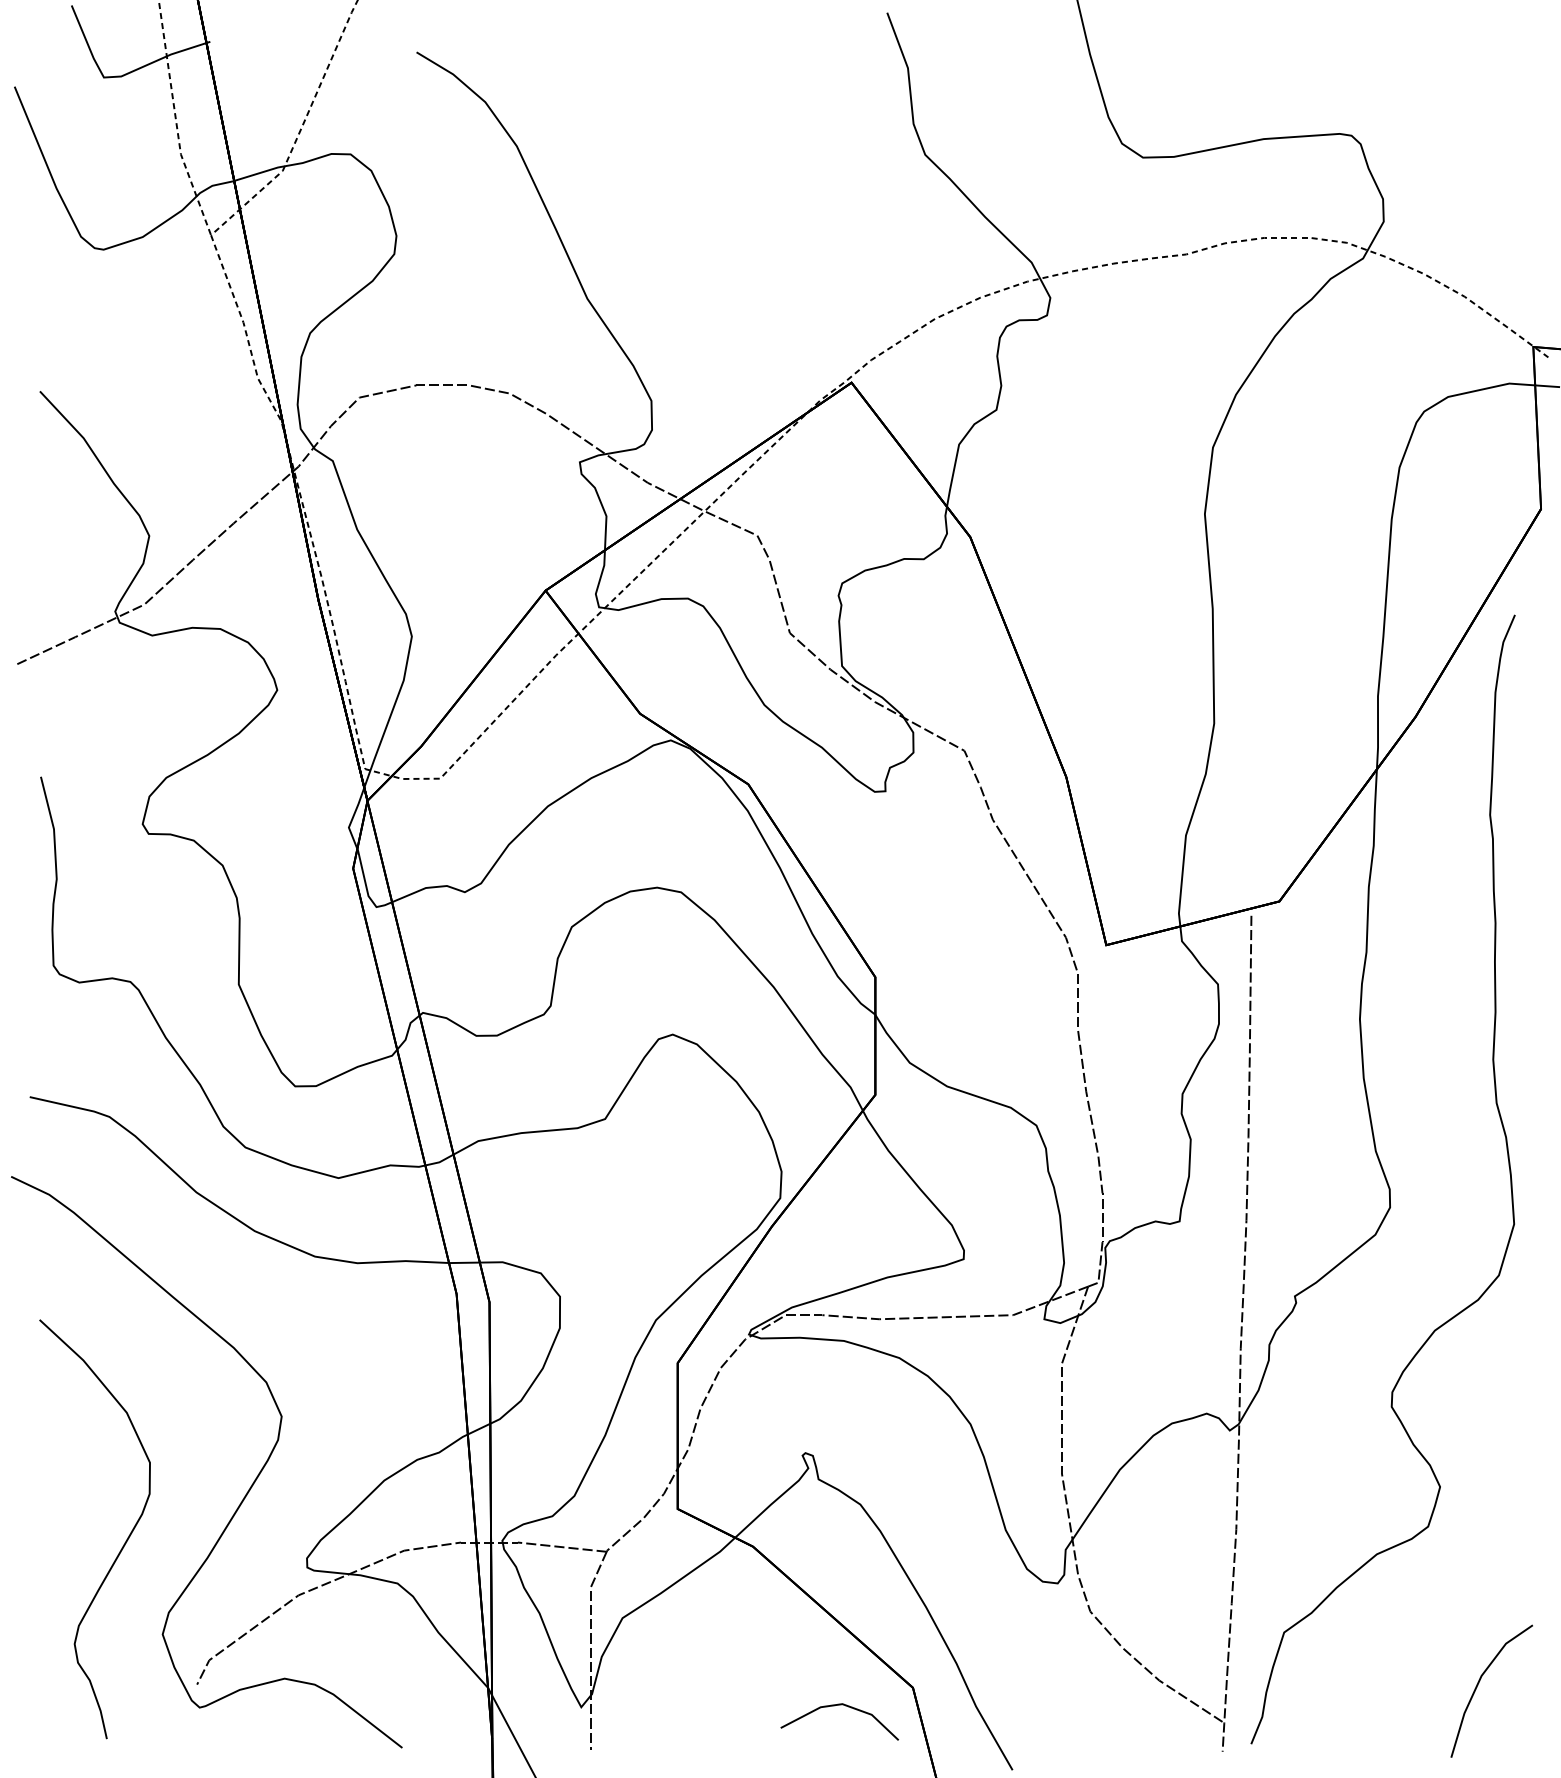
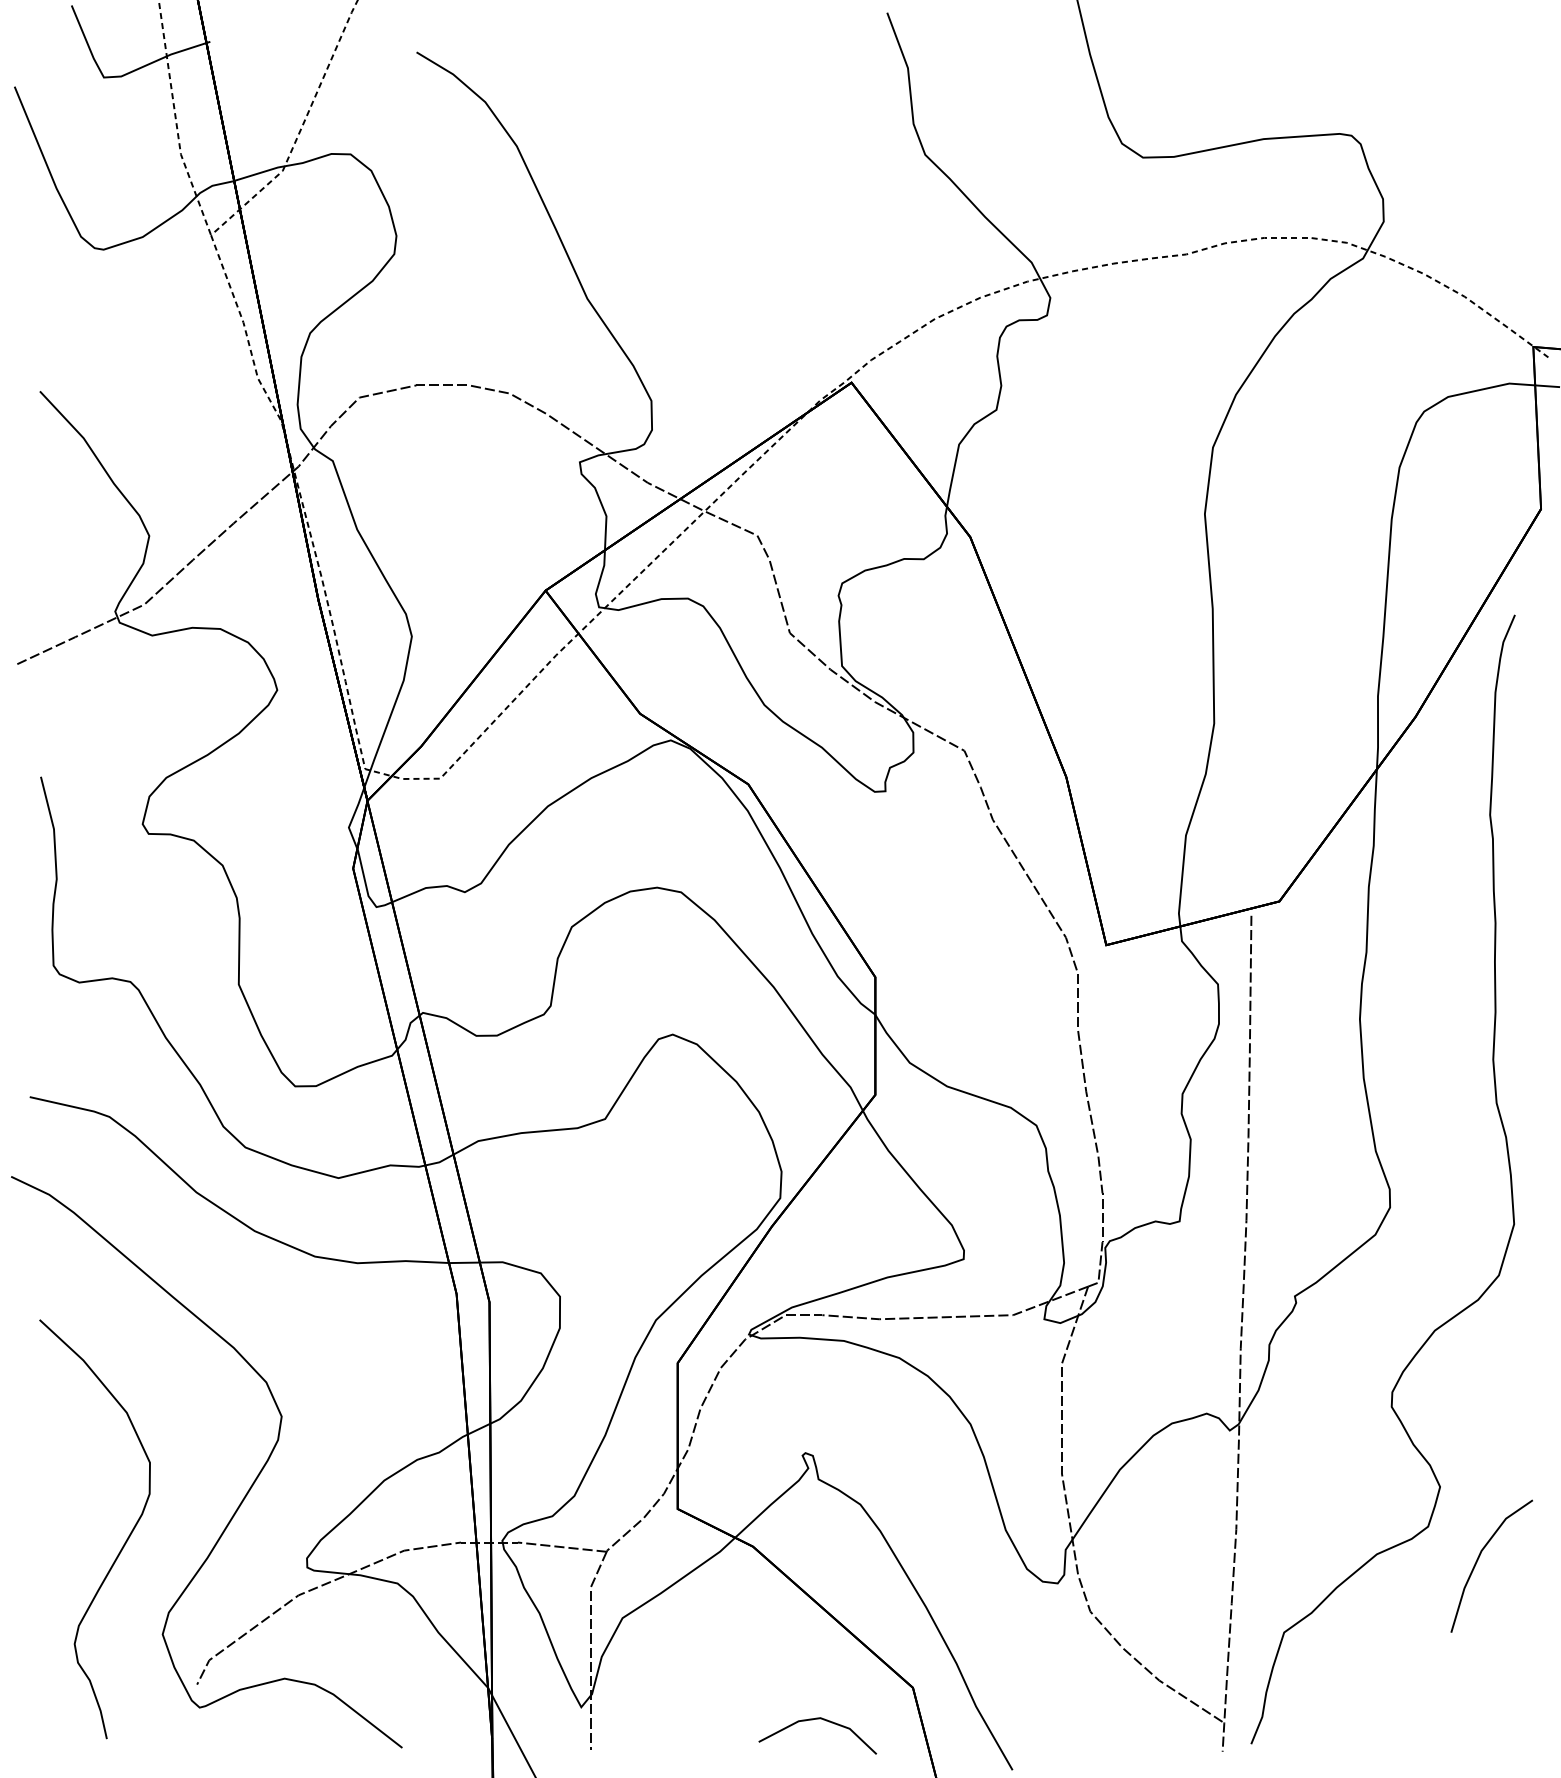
line position: (1479, 1683) -> (1479, 1558) (1479, 1558)
line position: (834, 1706) -> (812, 1720) (812, 1720)
